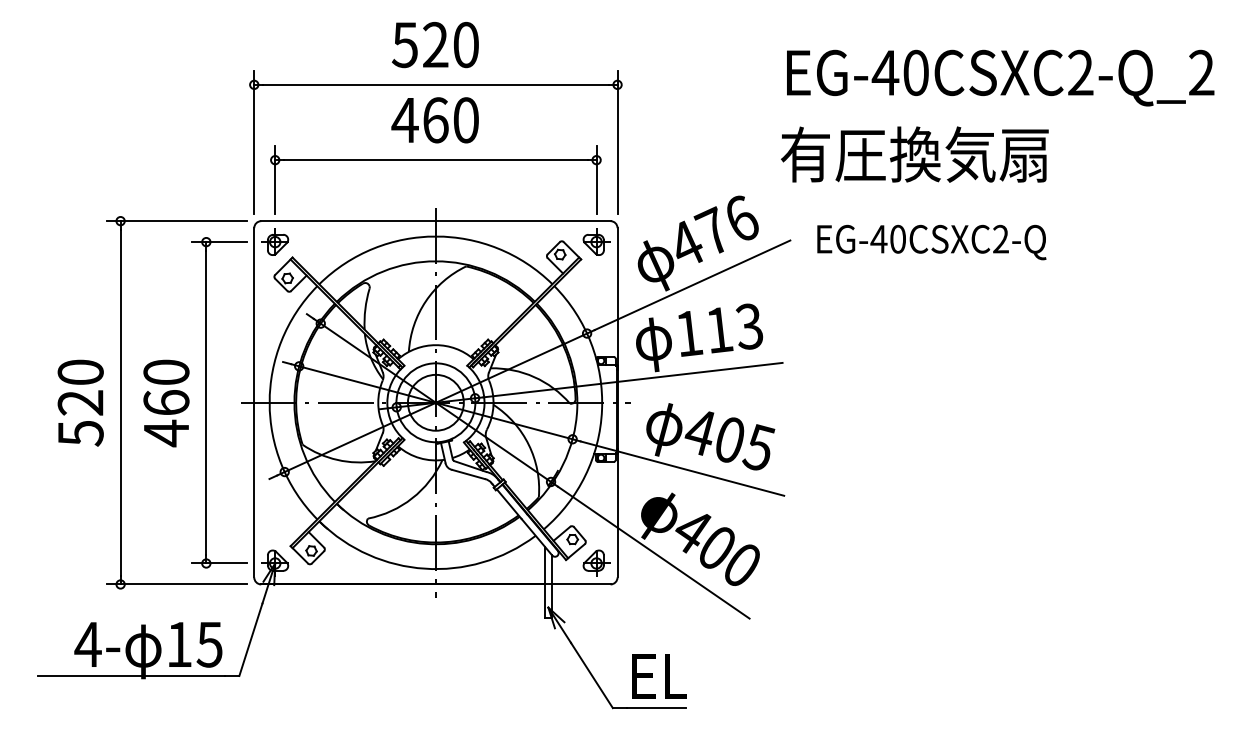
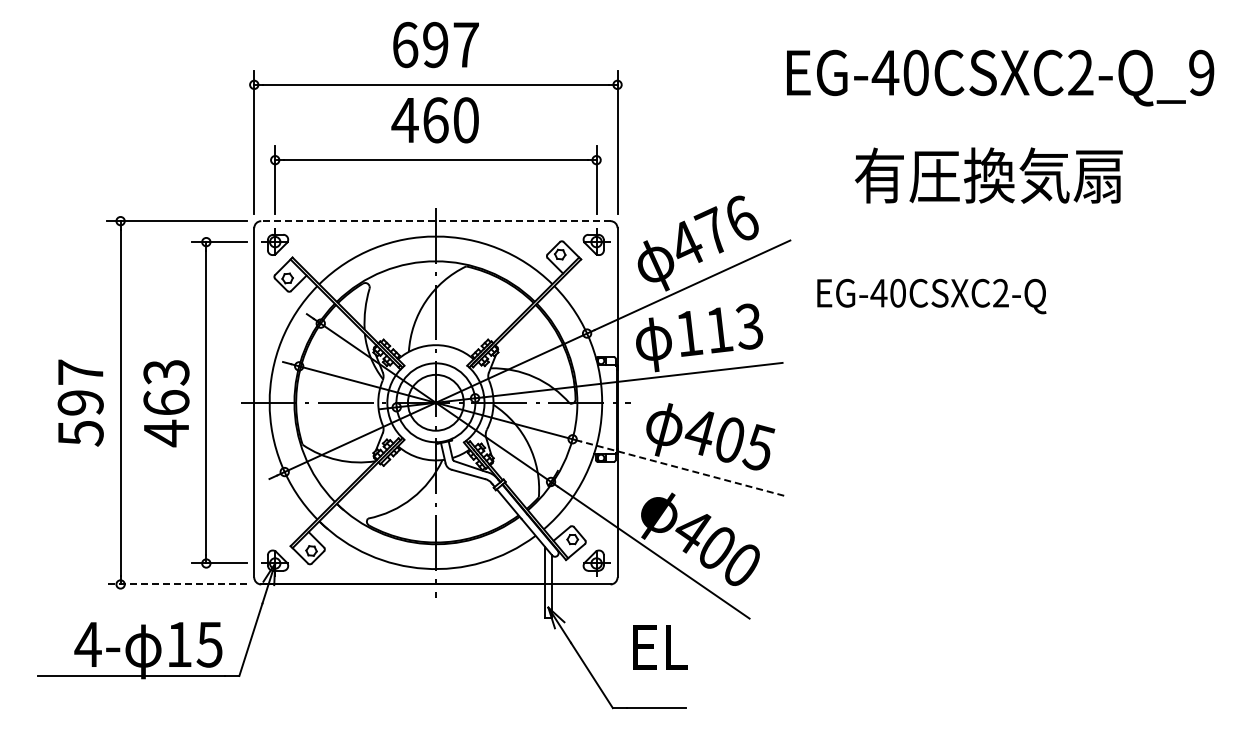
text: 520 -> 697 (434, 44)
text: EG-40CSXC2-Q_2 -> EG-40CSXC2-Q_9 (1201, 73)
text position: (914, 154) -> (988, 175) (988, 175)
line: solid -> dashed (435, 221)
text position: (931, 242) -> (931, 296) (931, 296)
text: 460 -> 463 (166, 372)
text: 520 -> 597 (80, 387)
line: solid -> dashed (681, 468)
line: solid -> dashed (176, 584)
text position: (659, 676) -> (660, 647) (660, 647)
